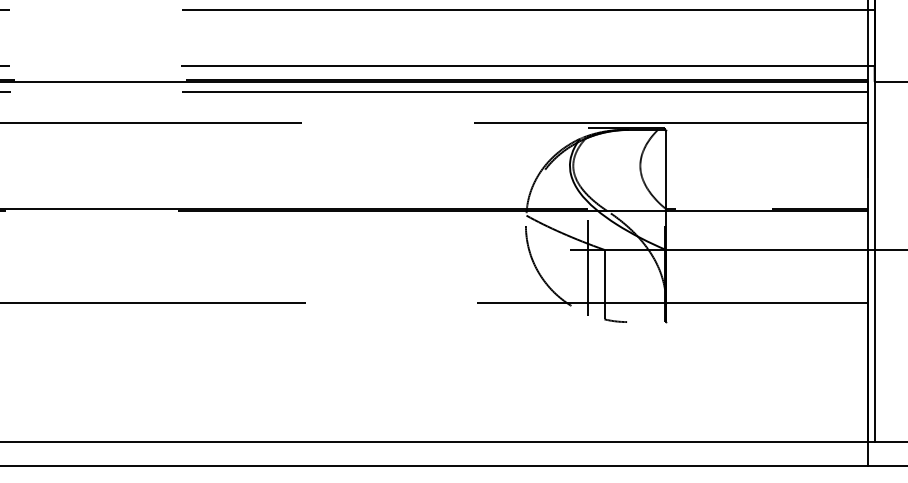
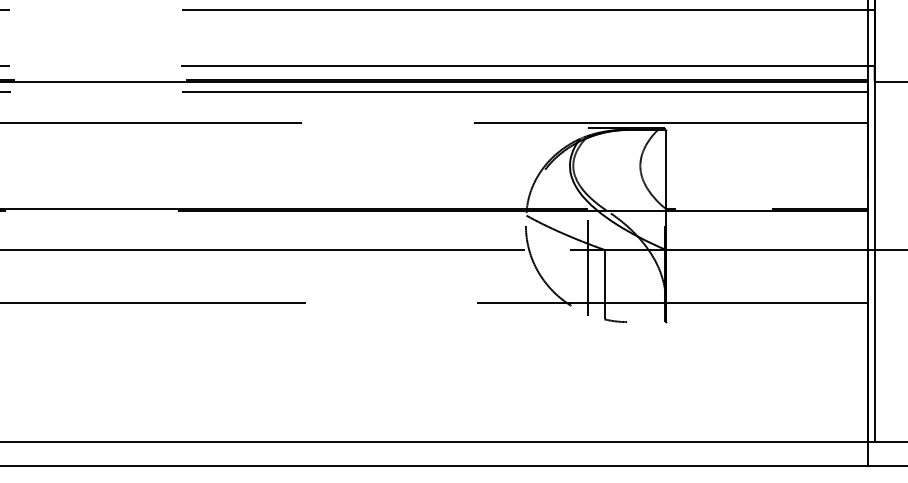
line: none -> present (263, 249)
